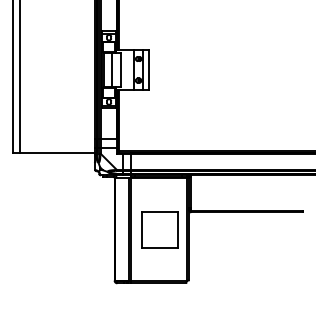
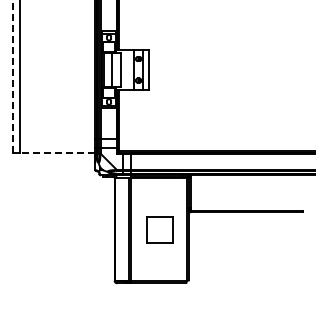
line: solid -> dashed (13, 76)
line: solid -> dashed (57, 152)
part size: 38x38 px -> 28x28 px (159, 229)
